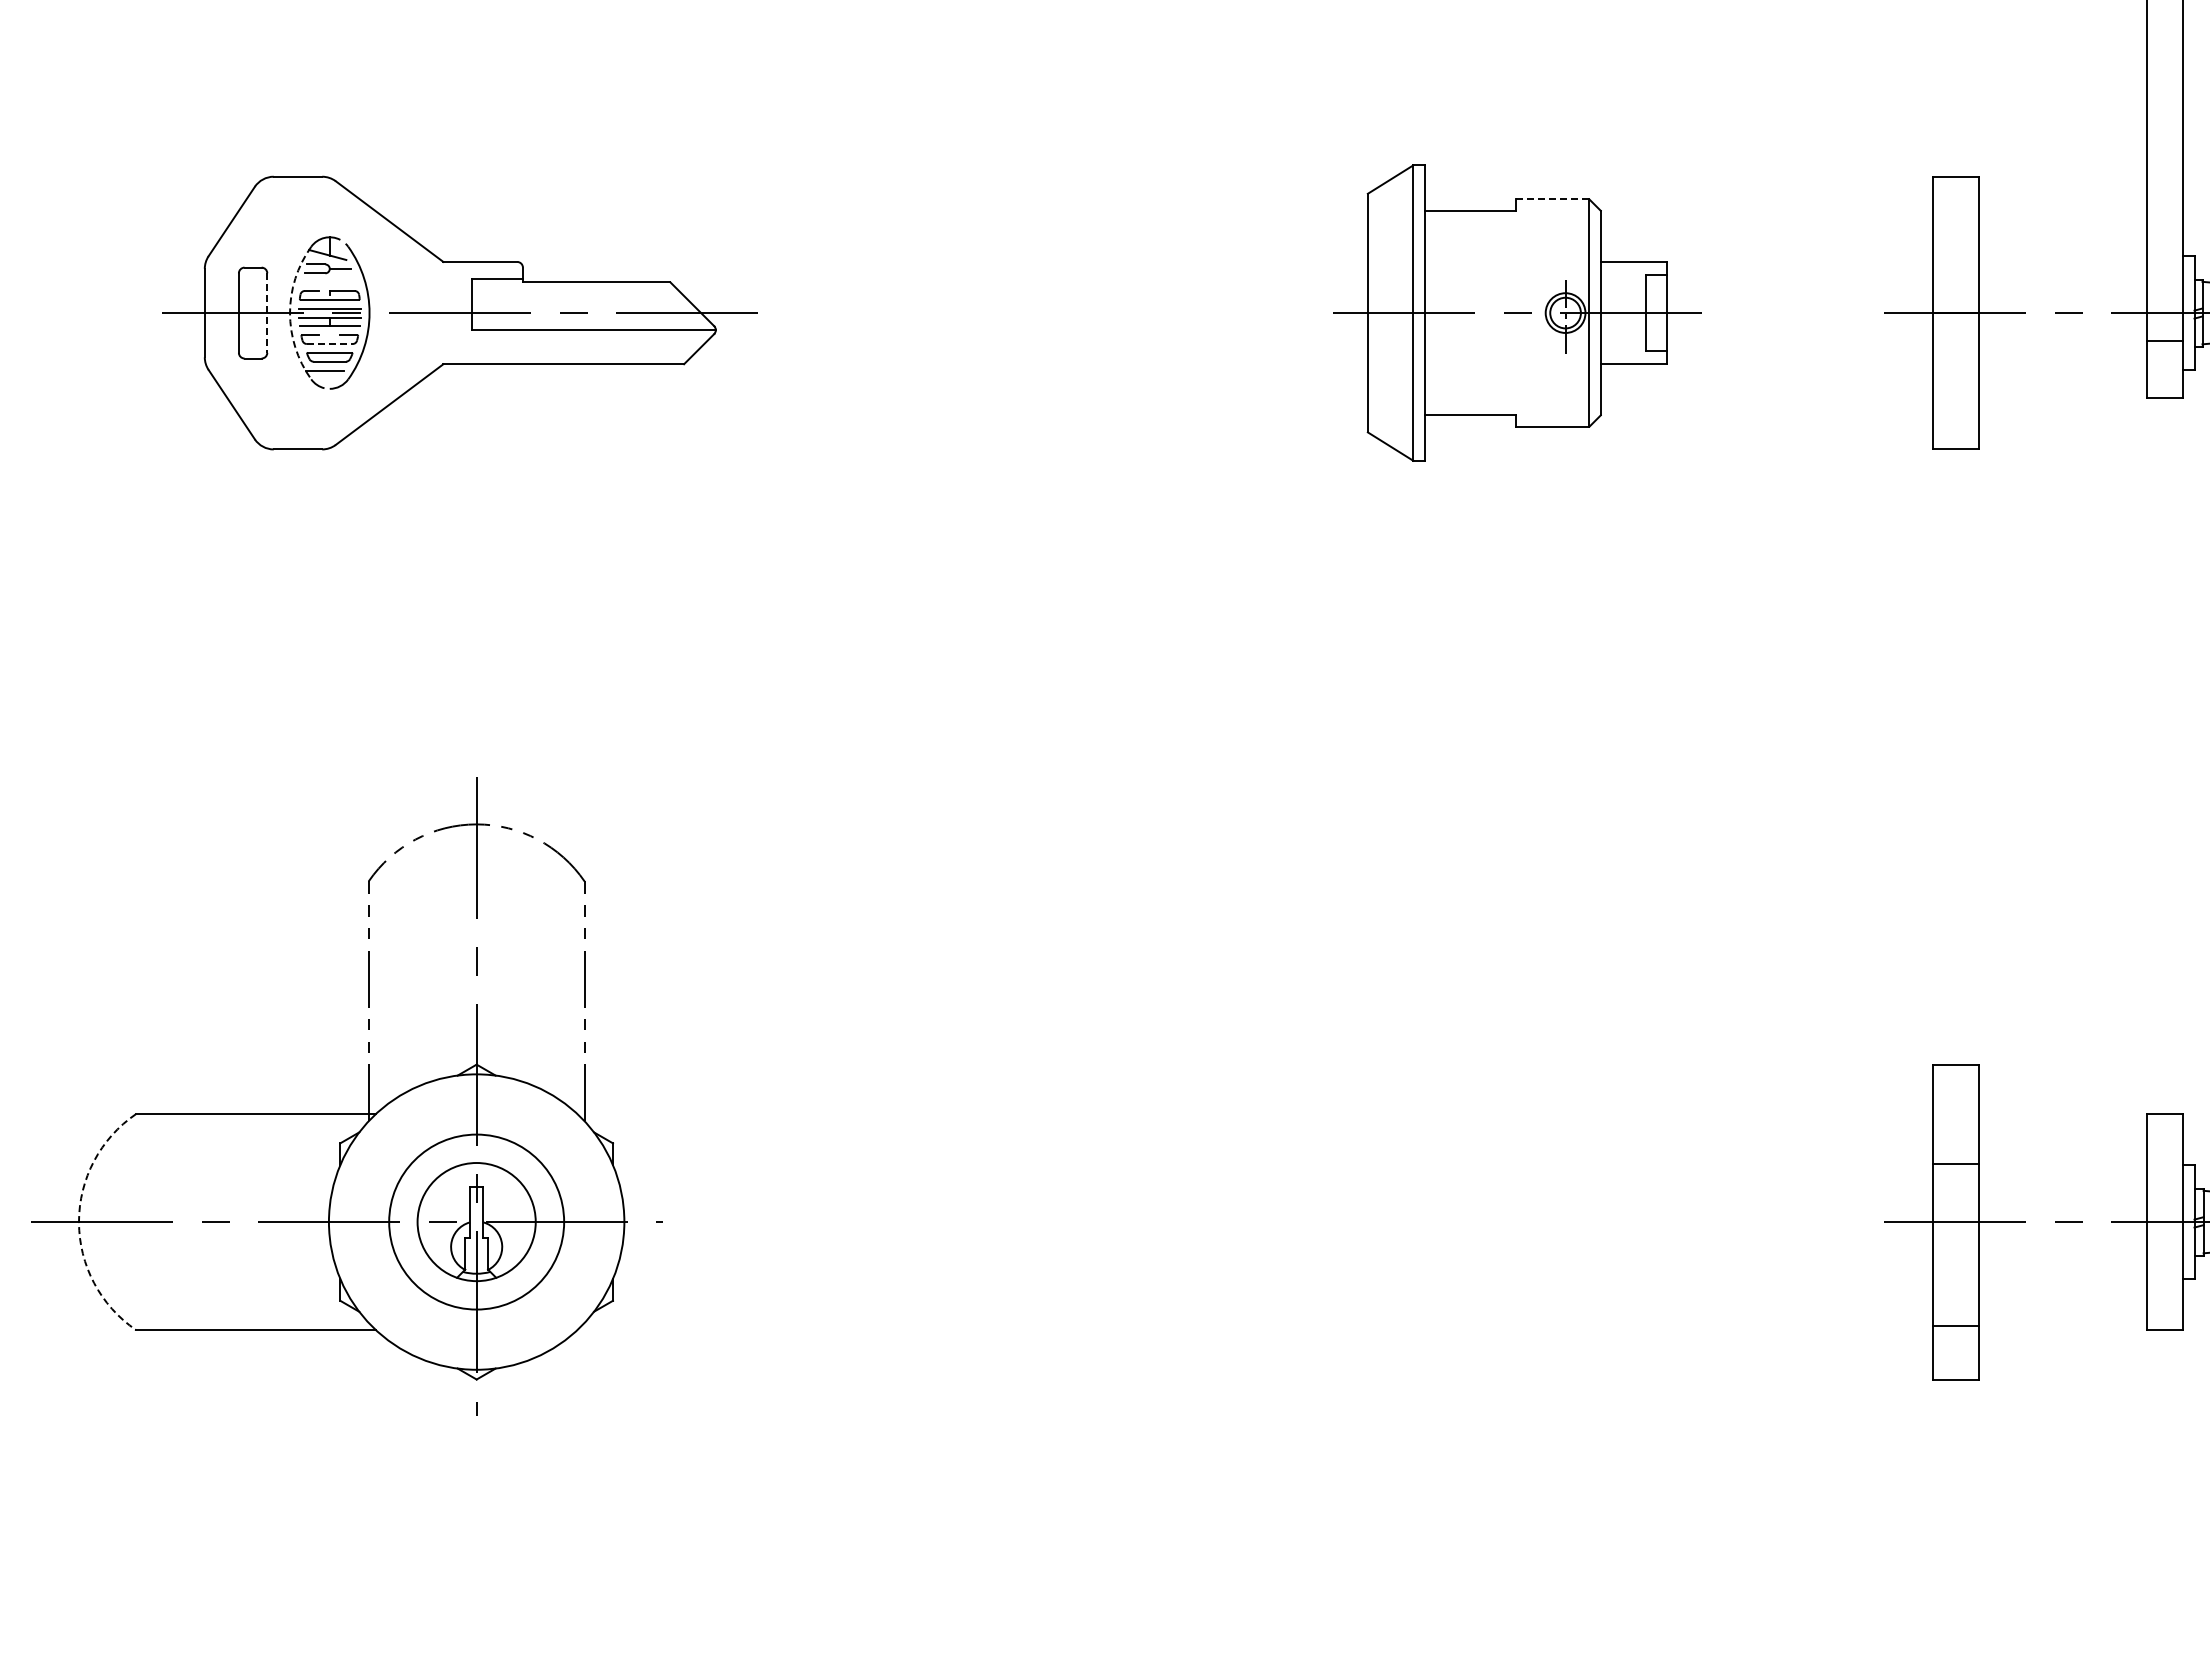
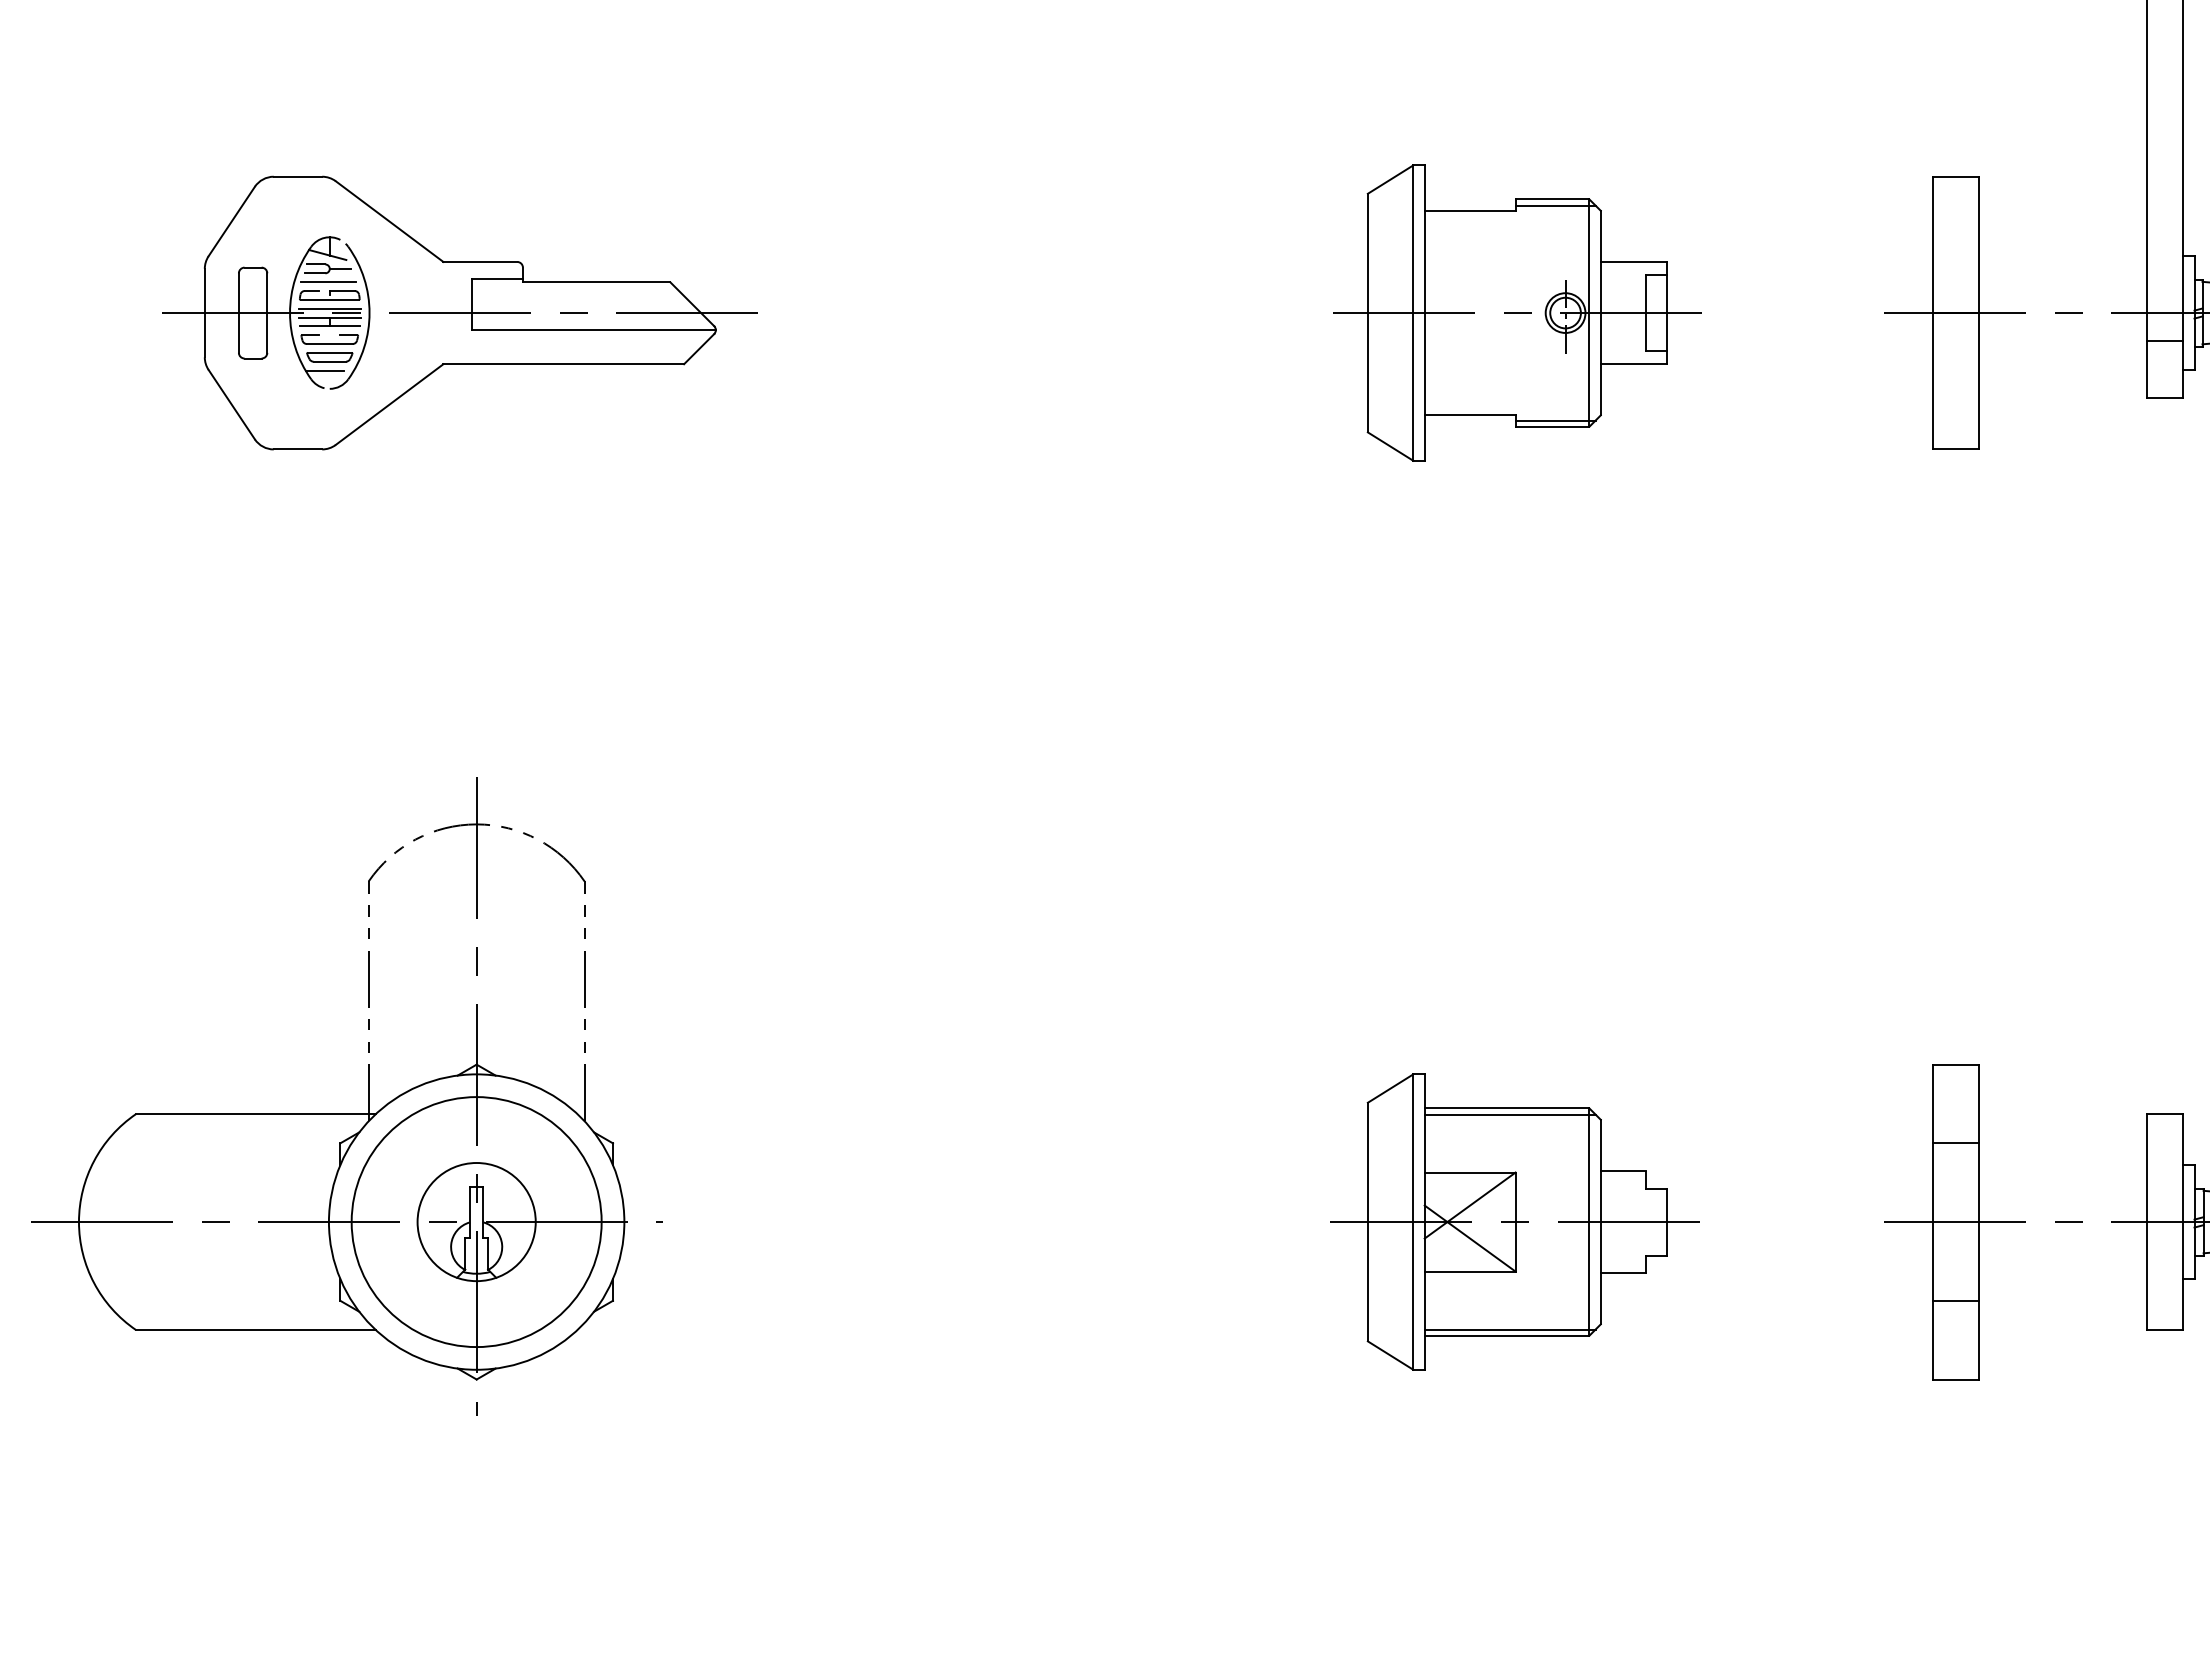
line: dashed -> solid (1552, 199)
line: none -> present (1555, 205)
line: none -> present (328, 282)
line: dashed -> solid (267, 313)
arc: dashed -> solid (290, 313)
line: dashed -> solid (329, 344)
line: none -> present (1555, 420)
line position: (1955, 1164) -> (1955, 1143) (1955, 1143)
circle diameter: 175 px -> 250 px (476, 1222)
part: none -> present (1514, 1221)
arc: dashed -> solid (78, 1222)
line position: (1955, 1325) -> (1955, 1300) (1955, 1300)
